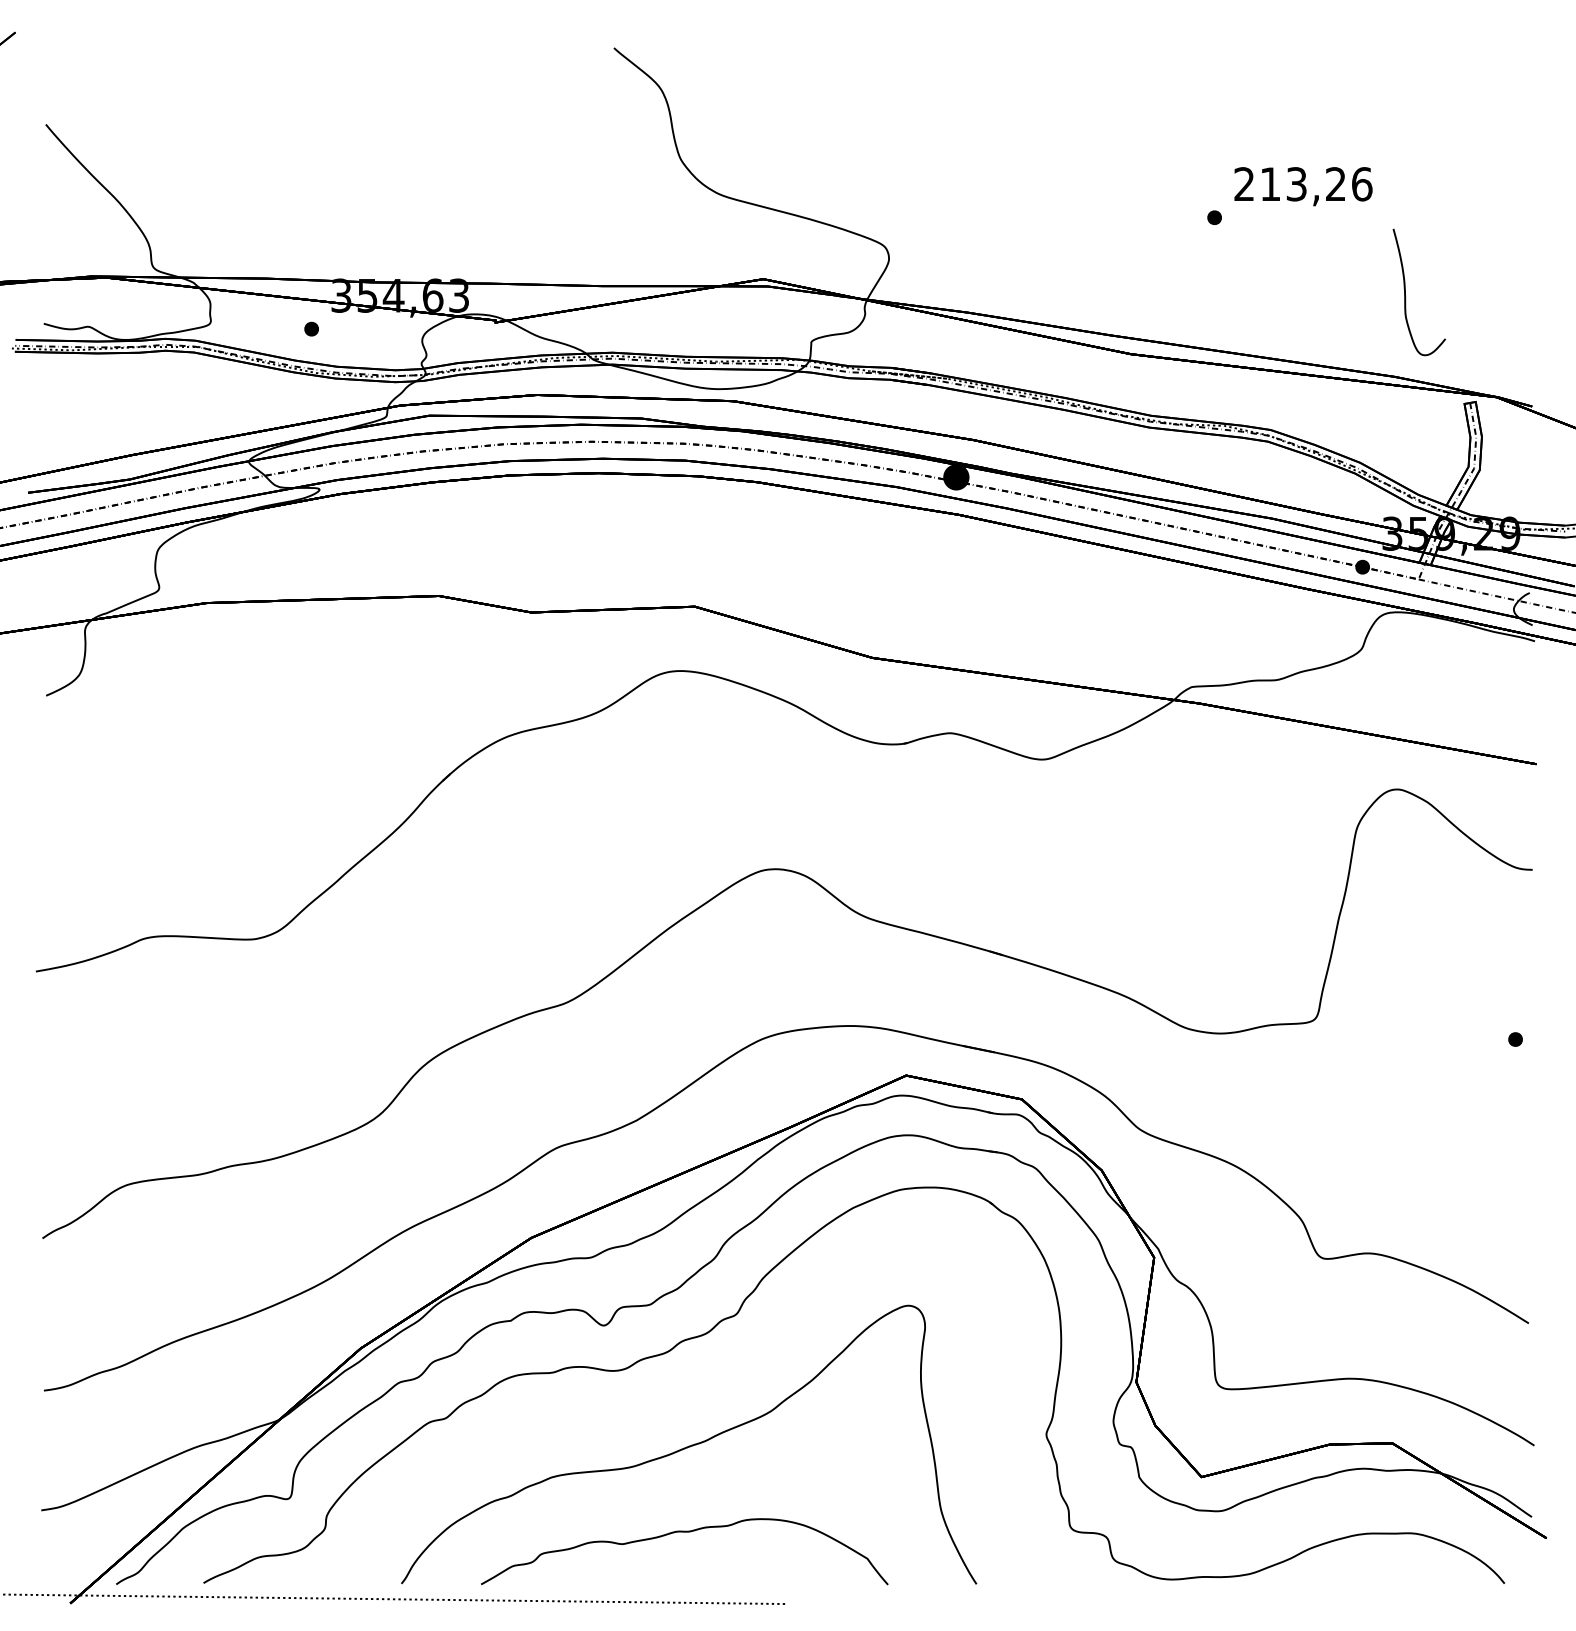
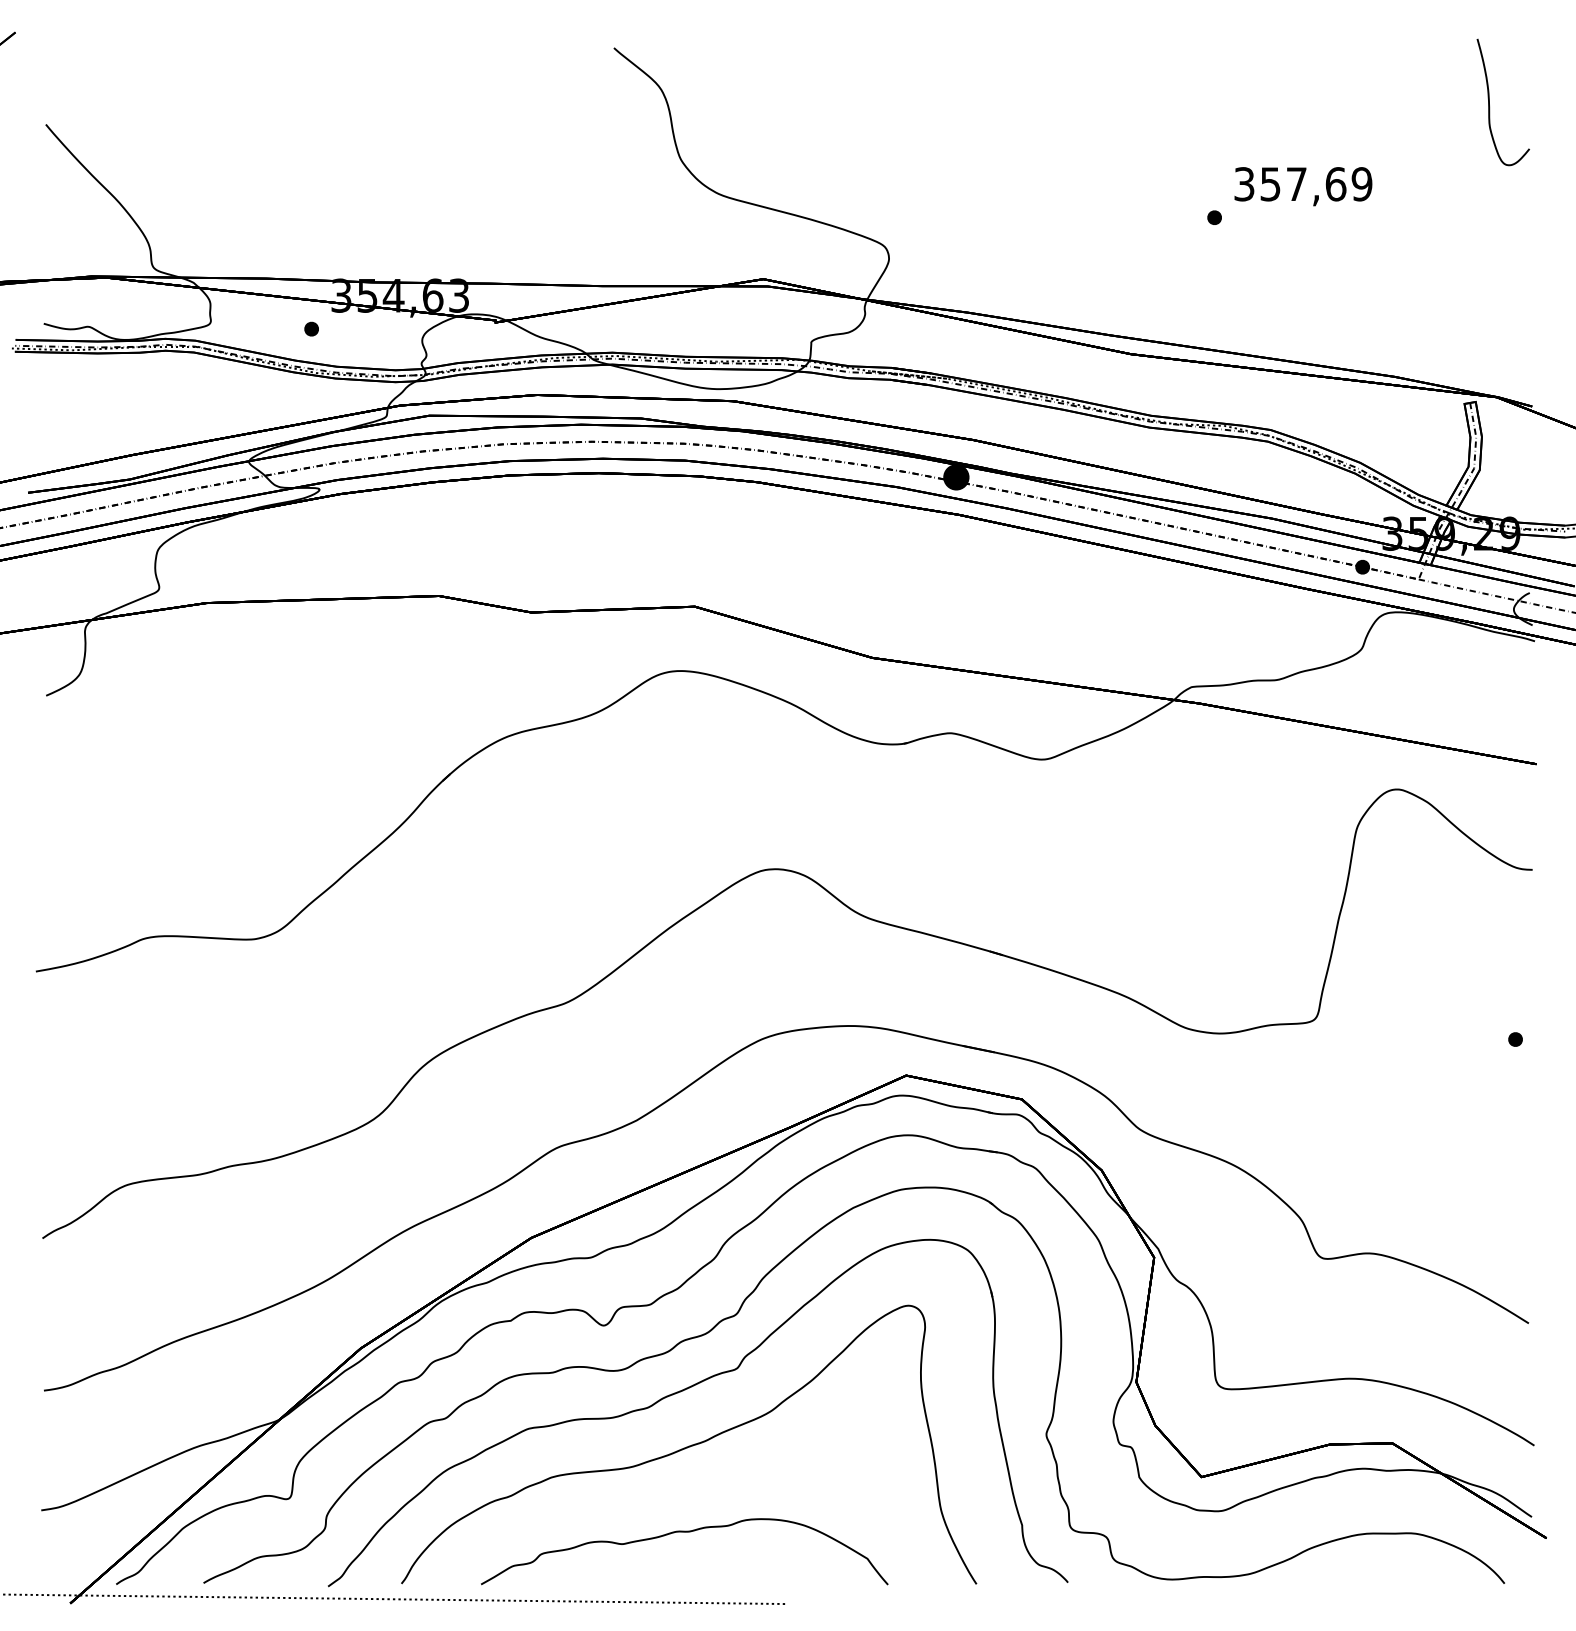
text: 213,26 -> 357,69 (1303, 184)
curve position: (1405, 292) -> (1489, 102) (1489, 102)
part: none -> present (687, 1389)
